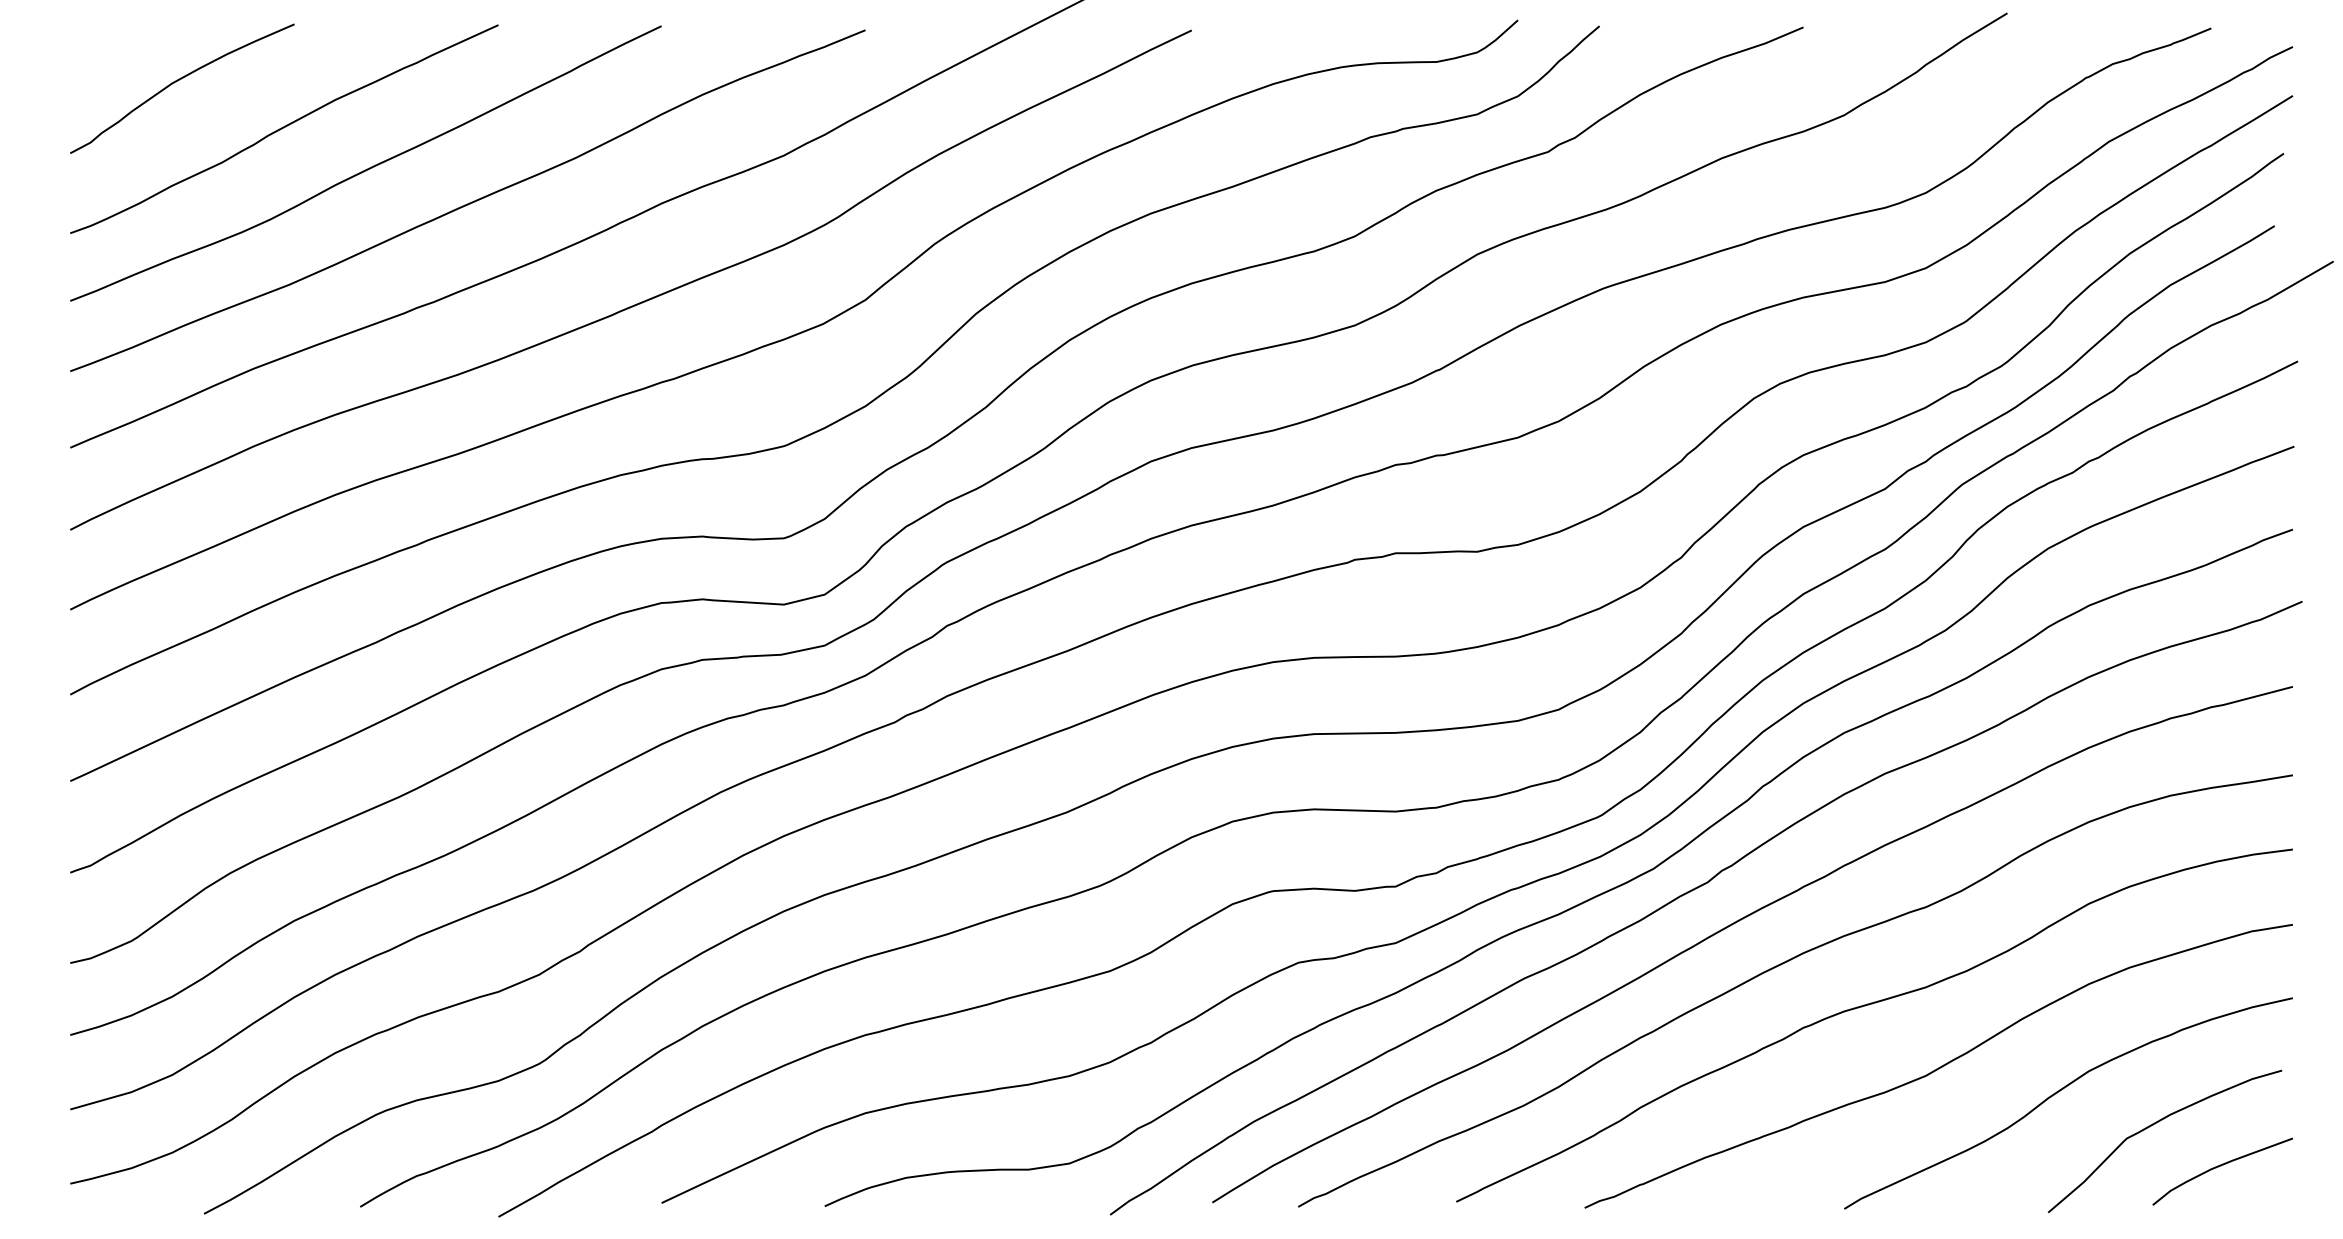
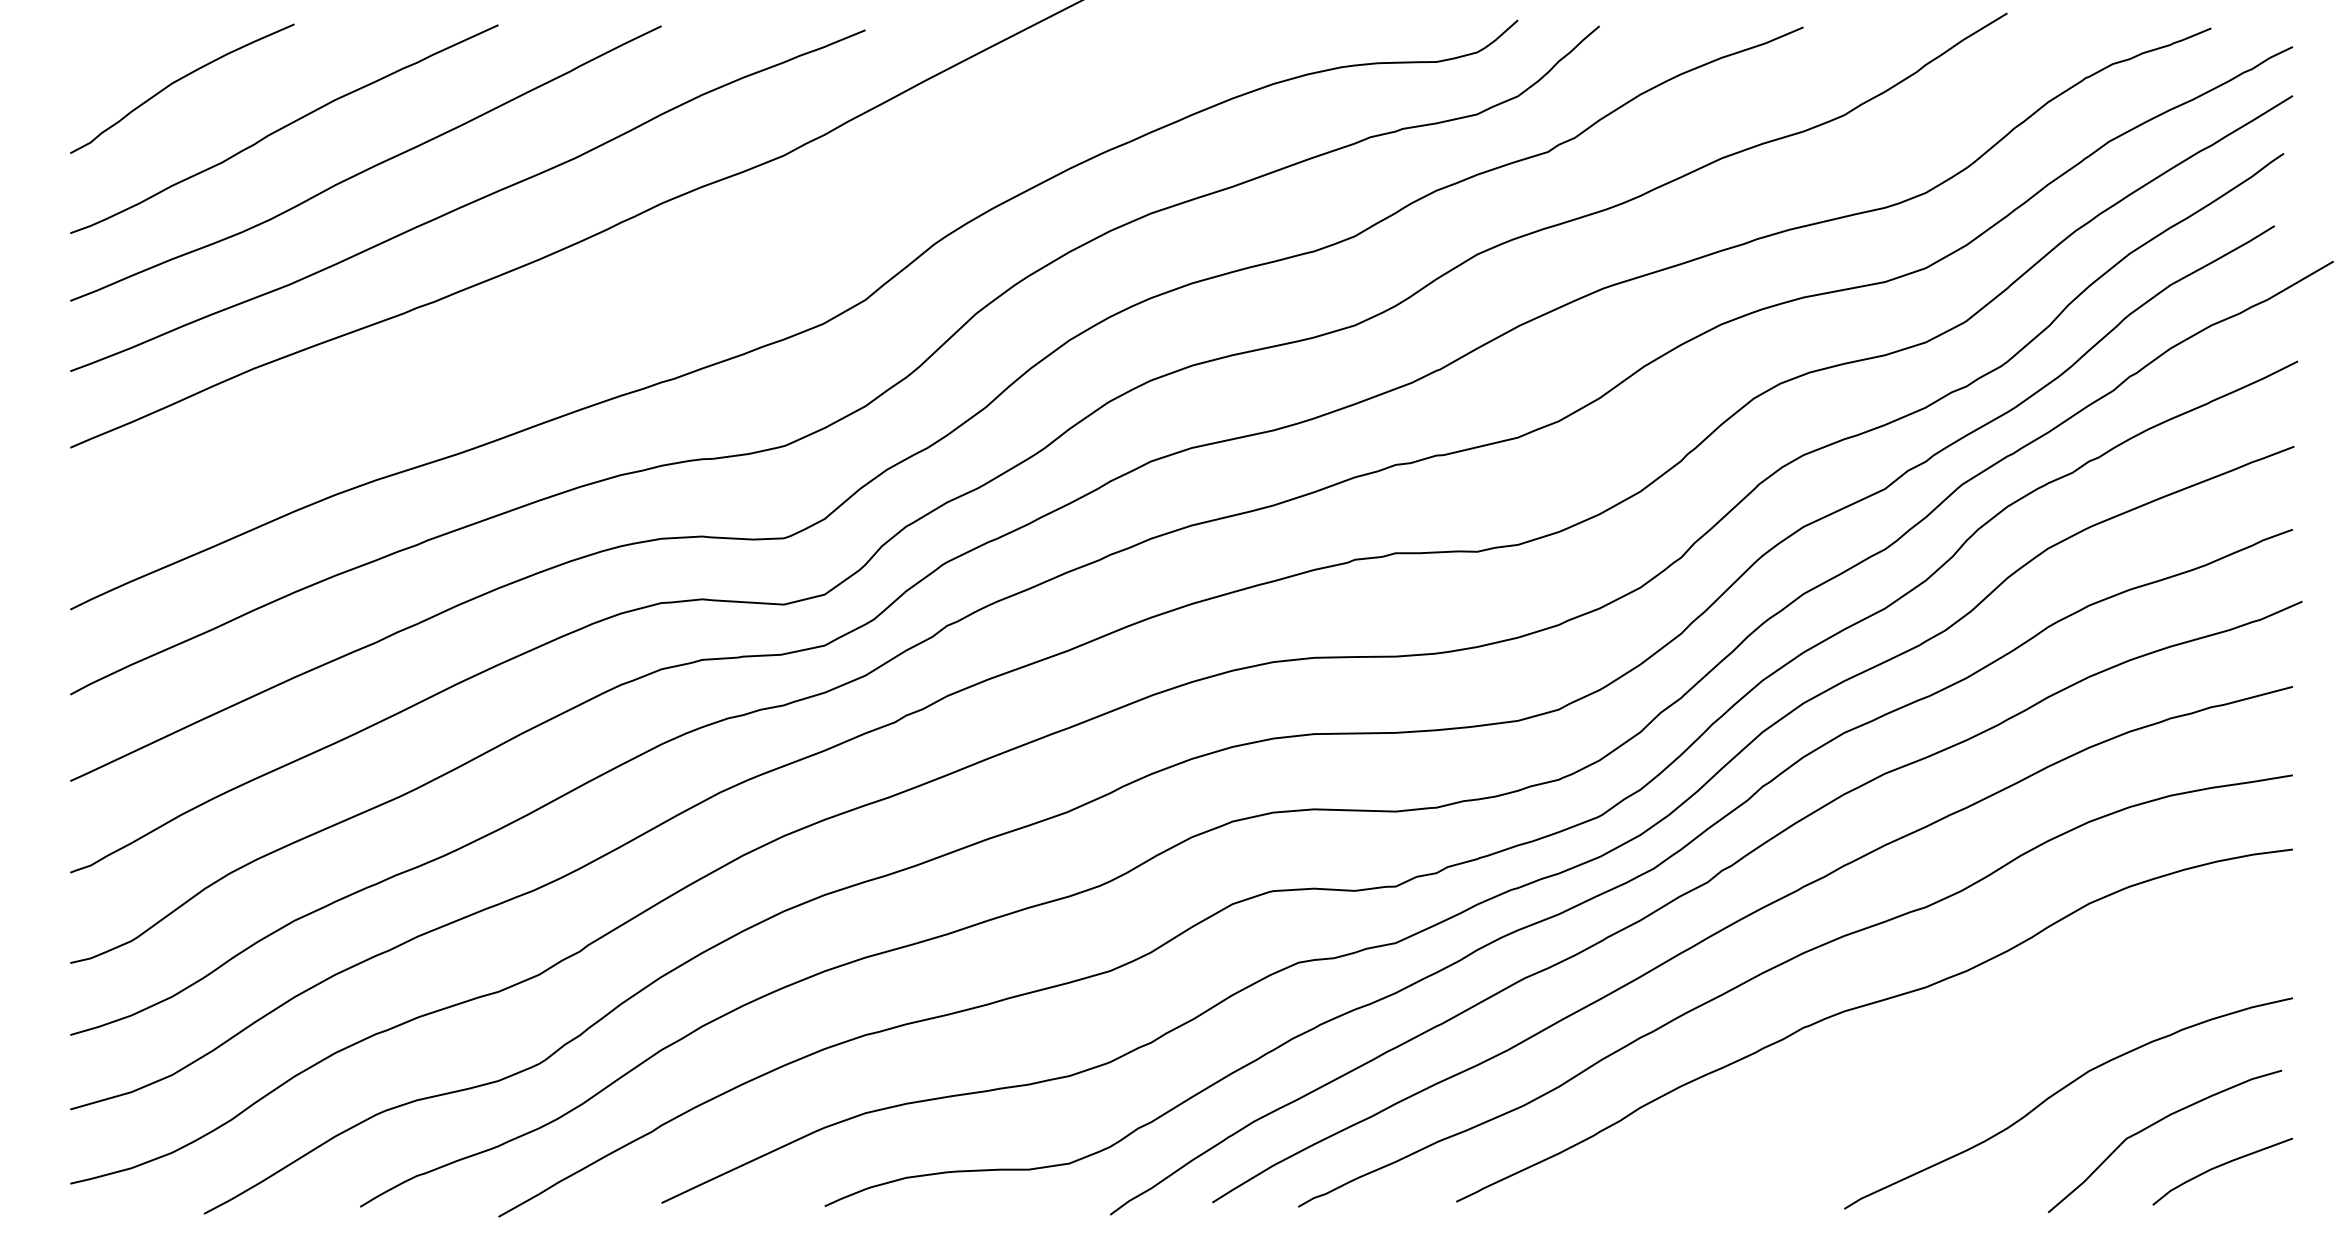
curve: present -> none (641, 301)
curve: present -> none (1938, 1067)
